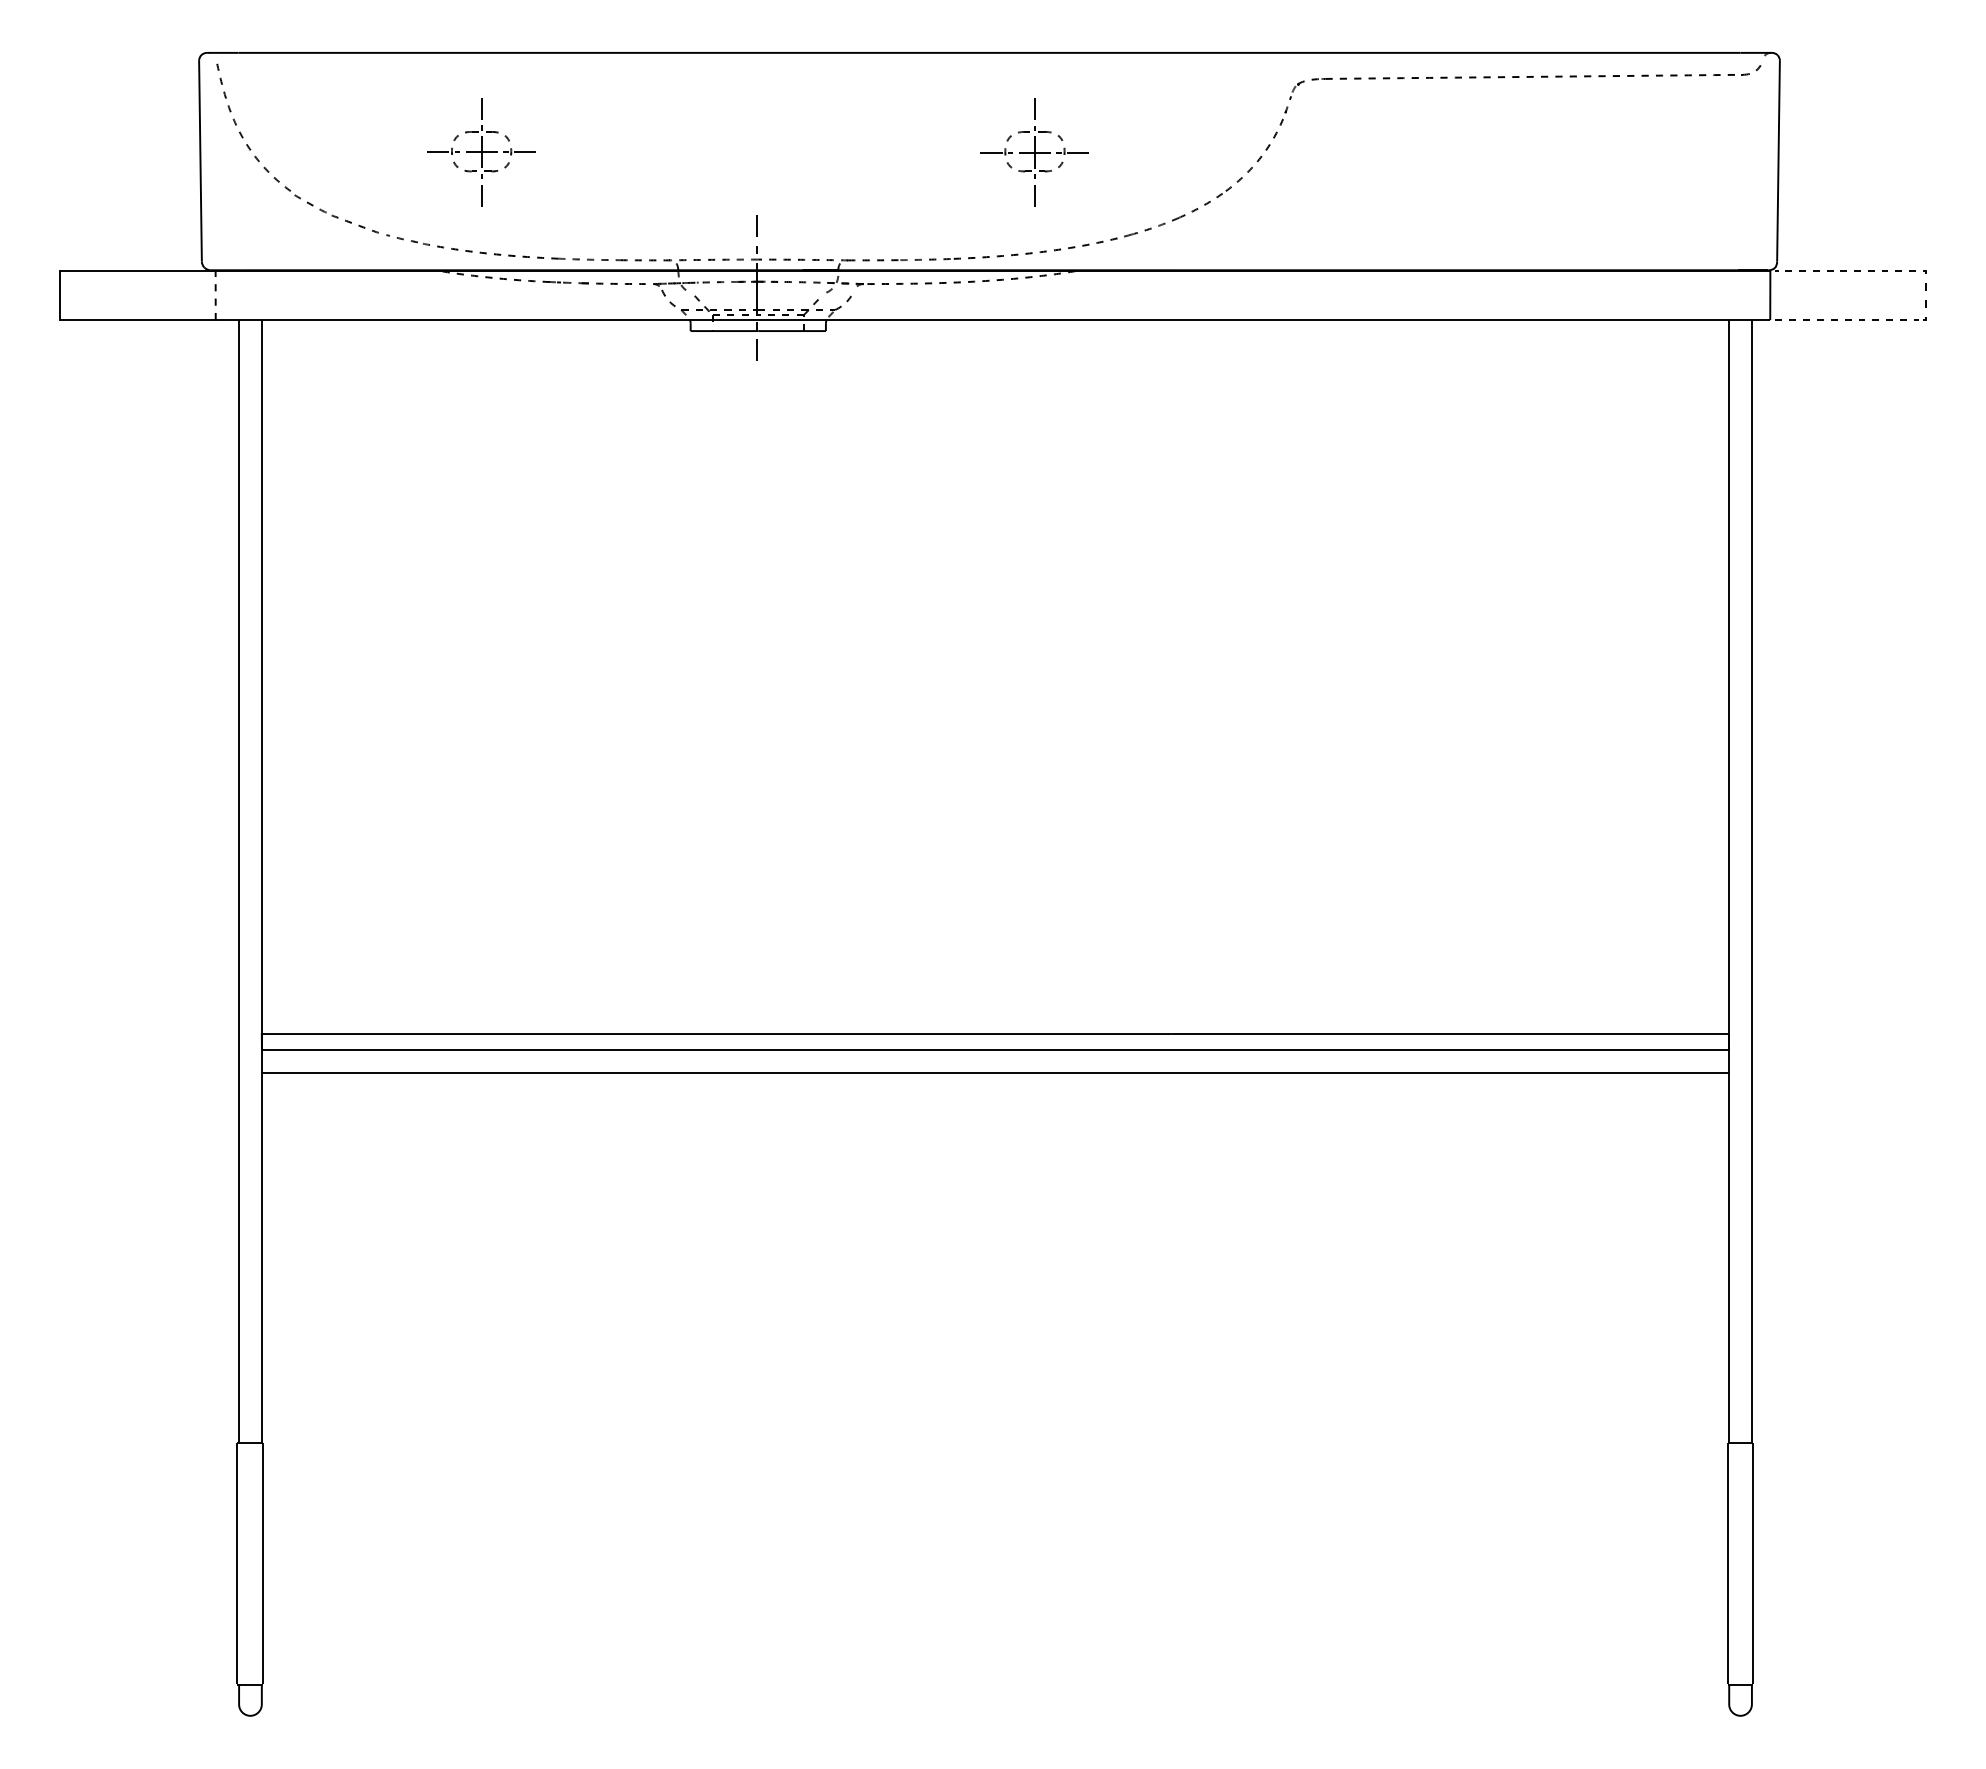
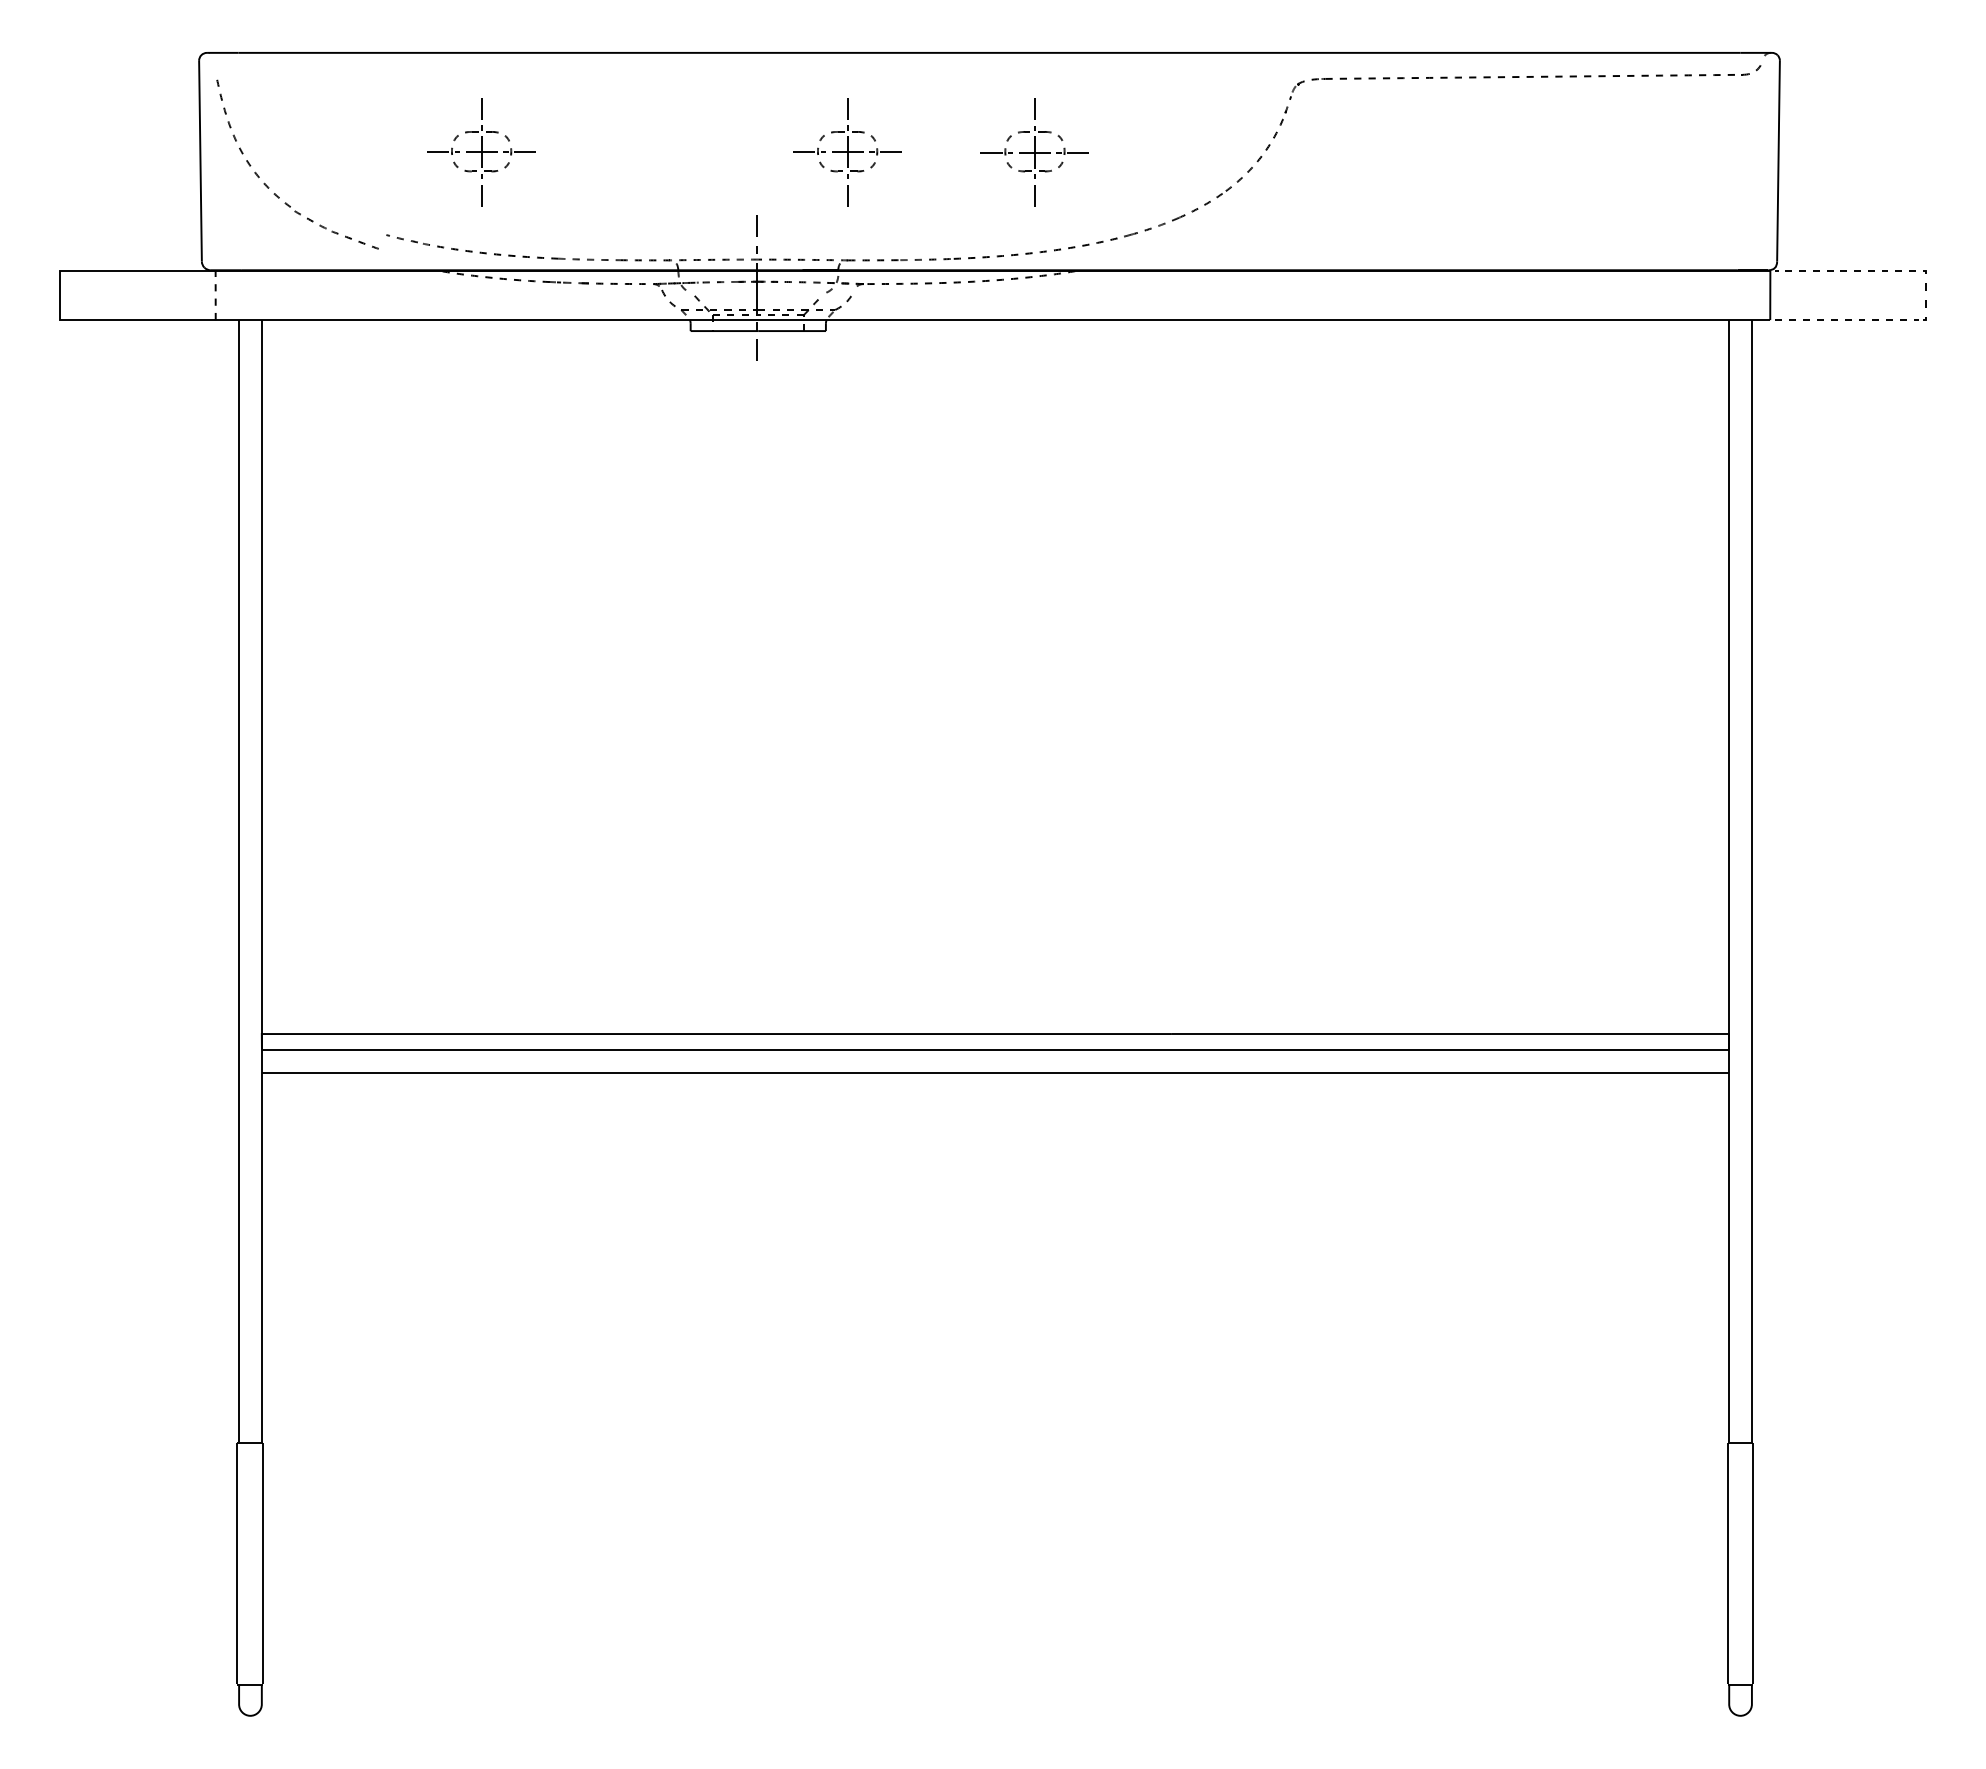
part: none -> present (847, 152)
part position: (269, 171) -> (269, 187) (269, 187)
